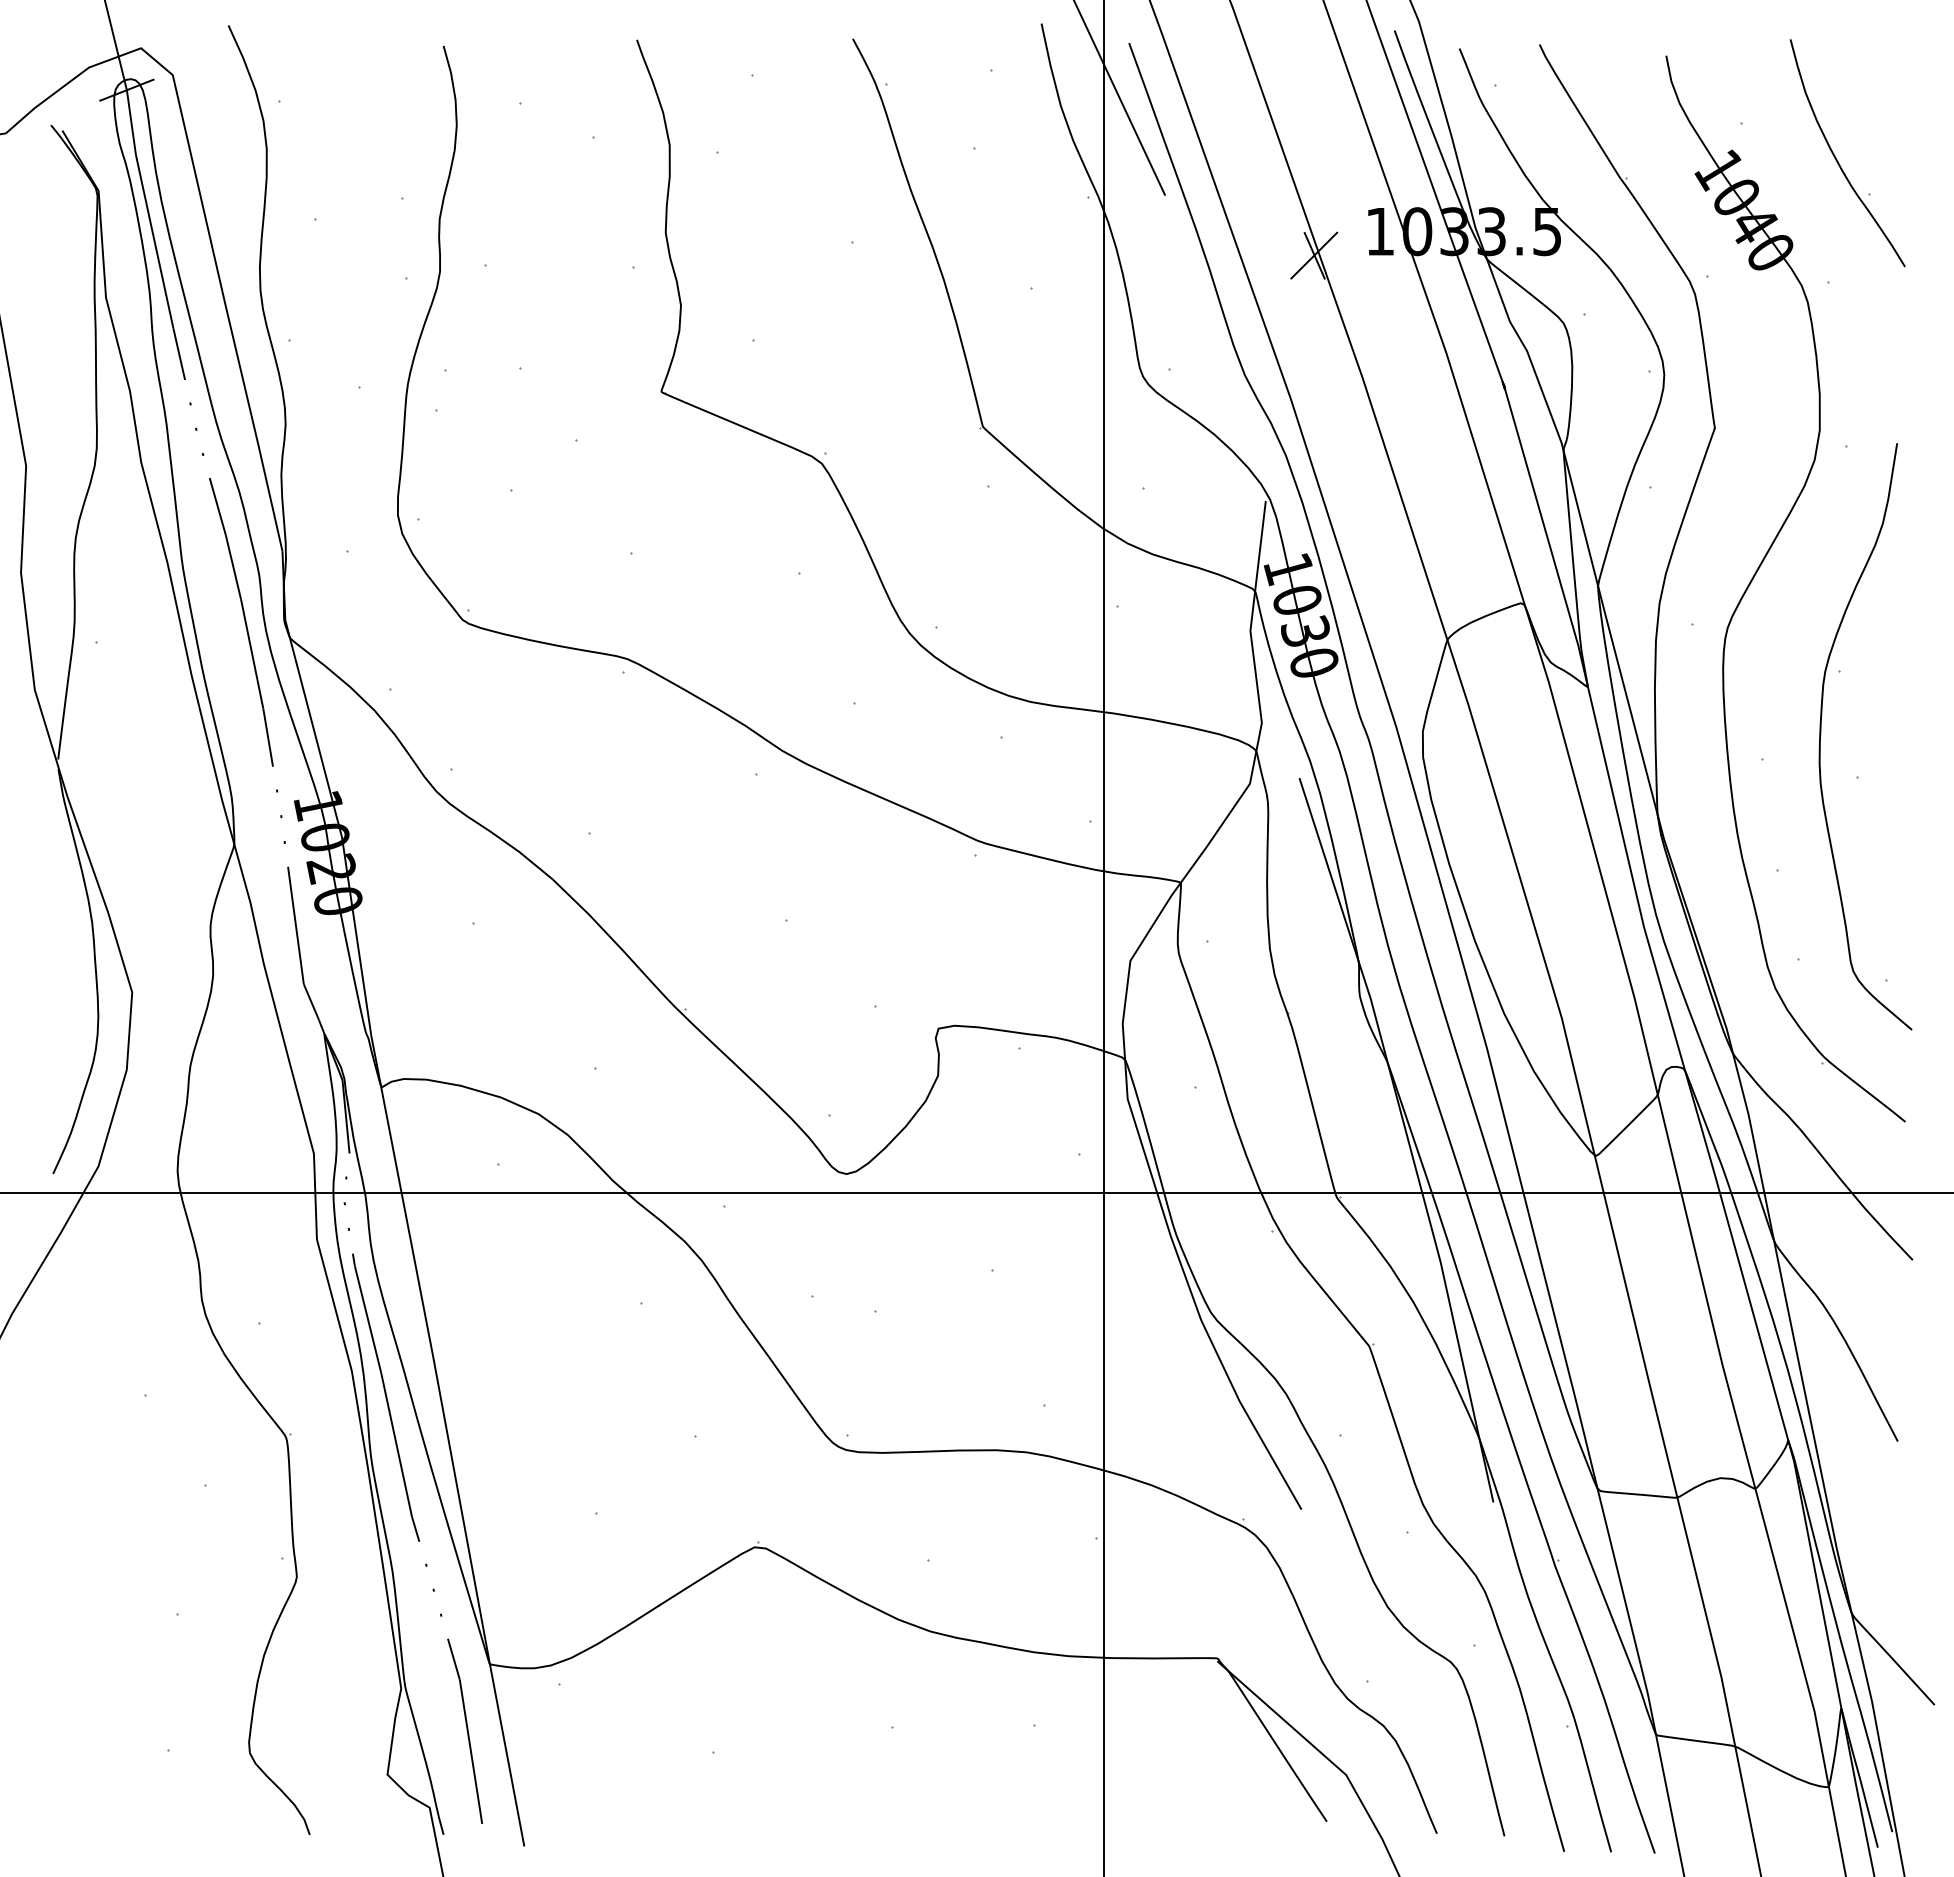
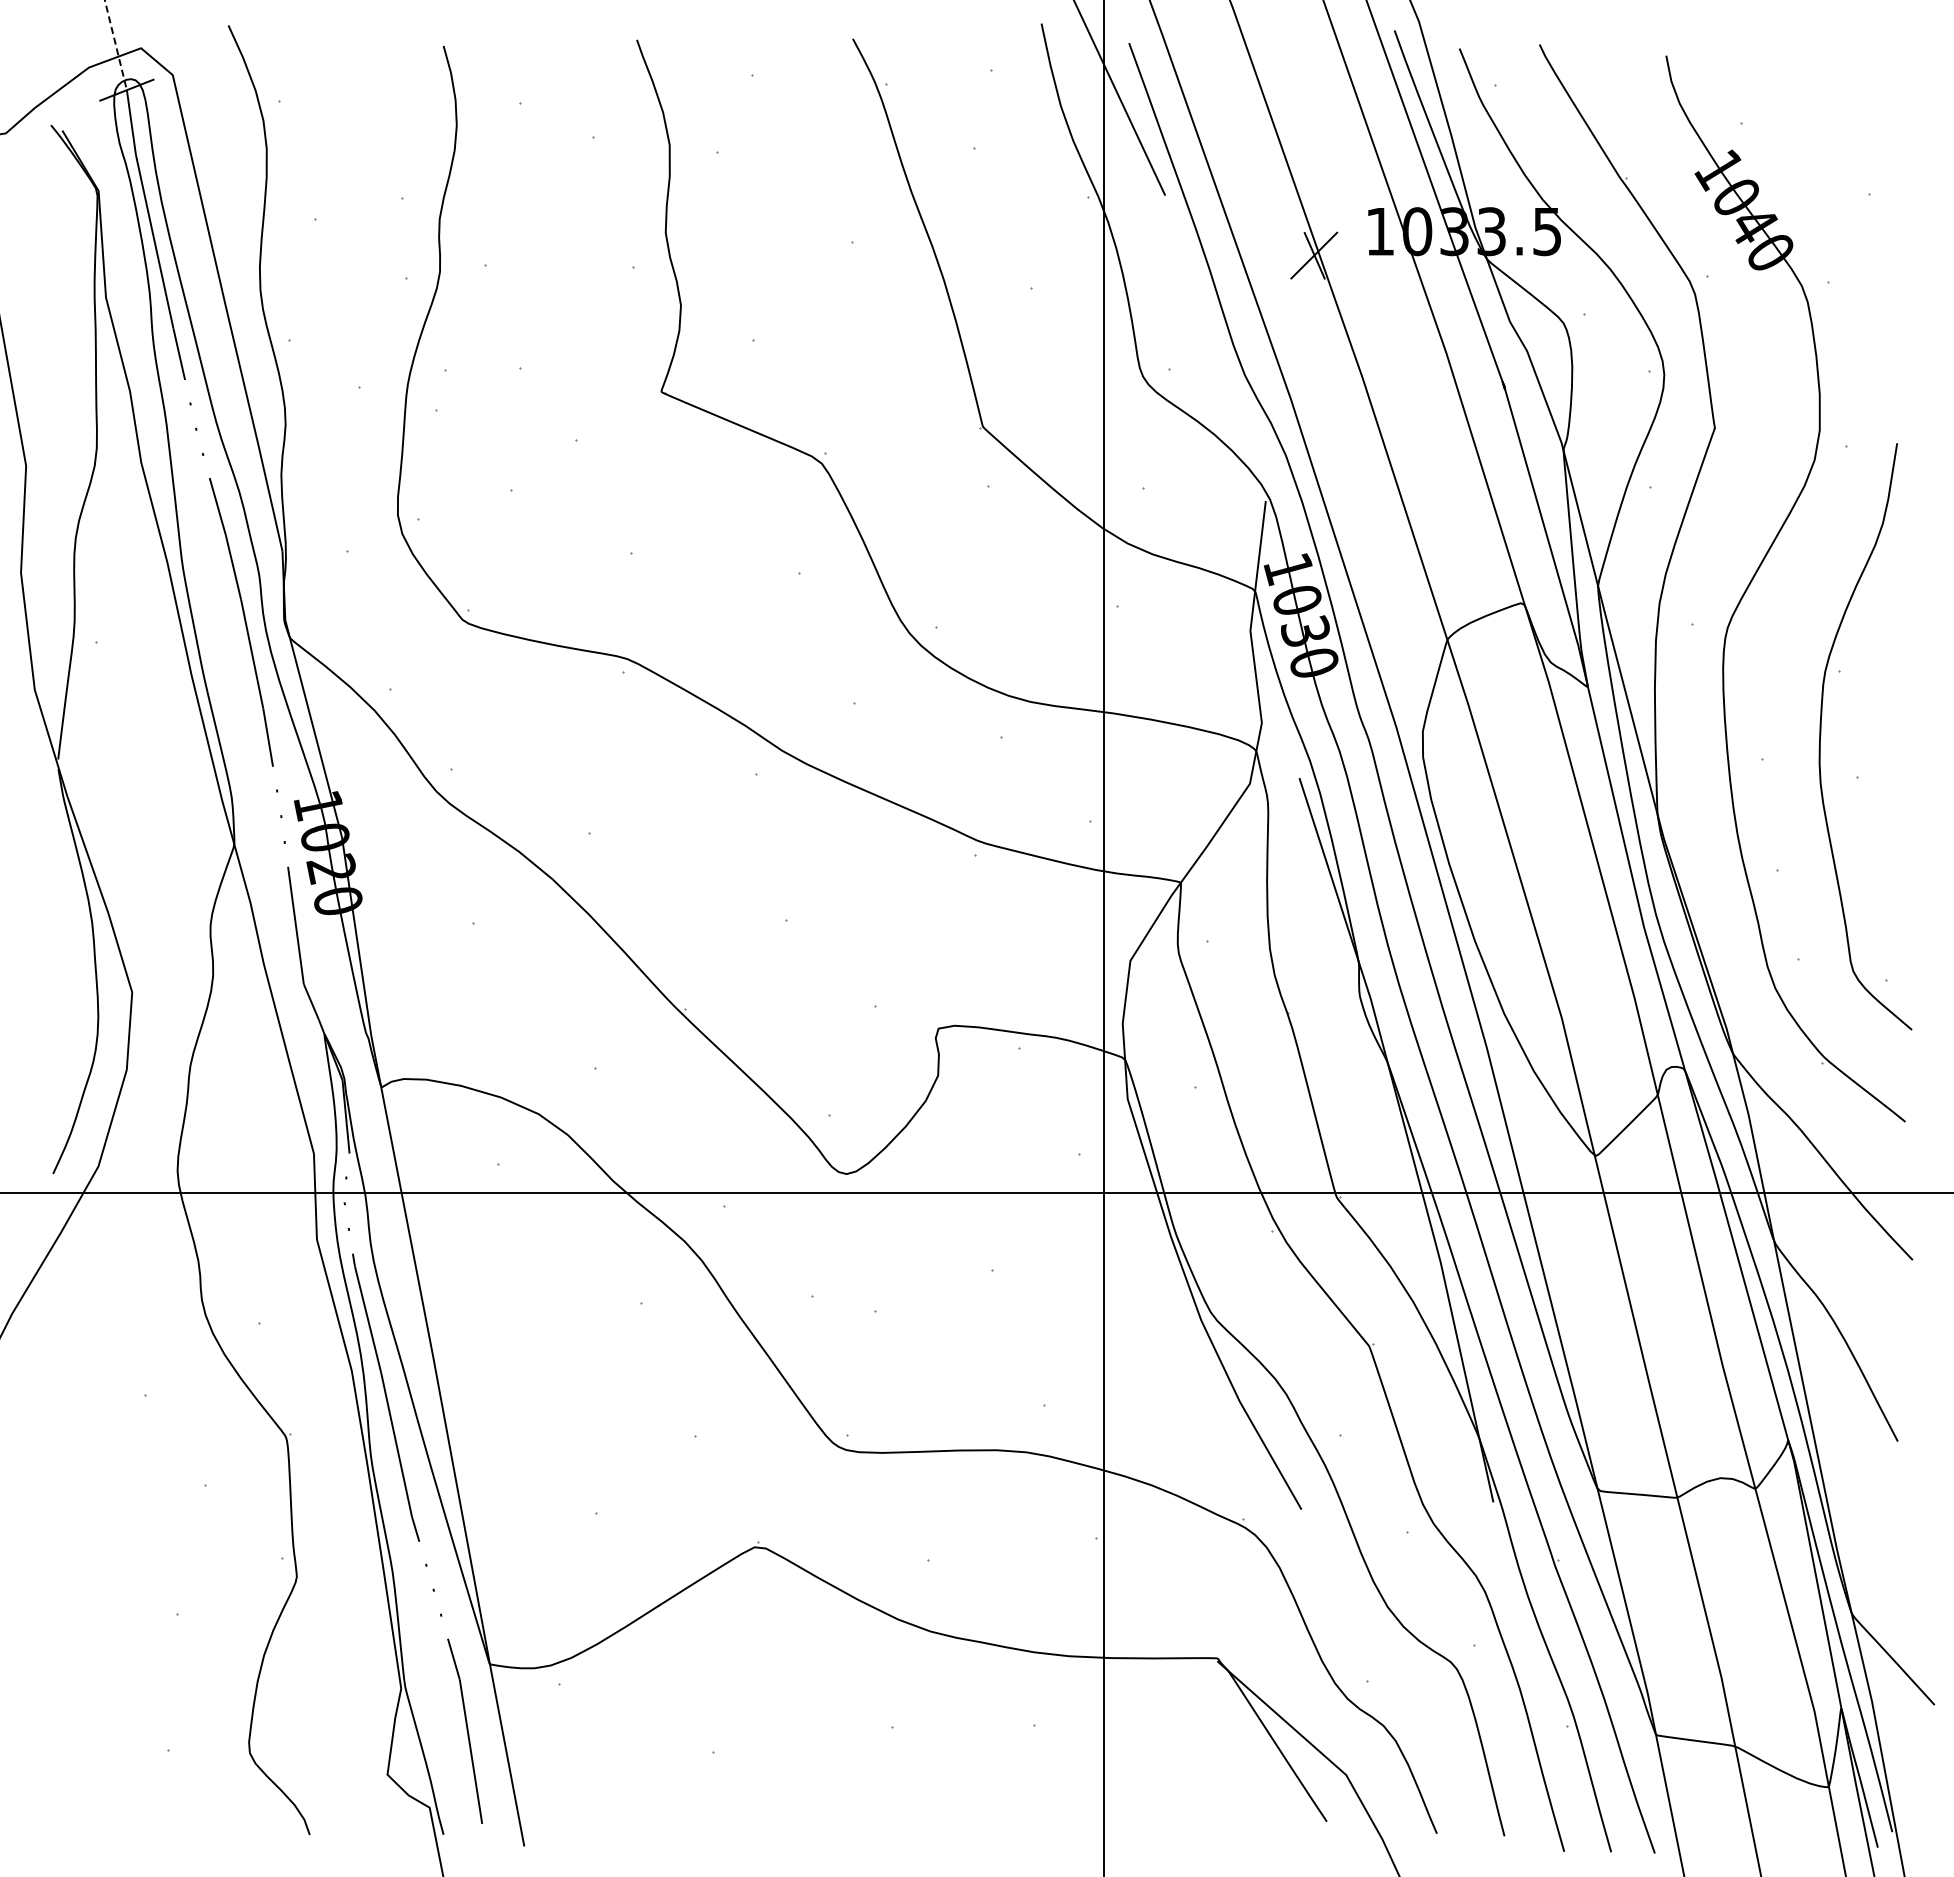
line: solid -> dashed (115, 45)
curve: present -> none (1837, 159)
